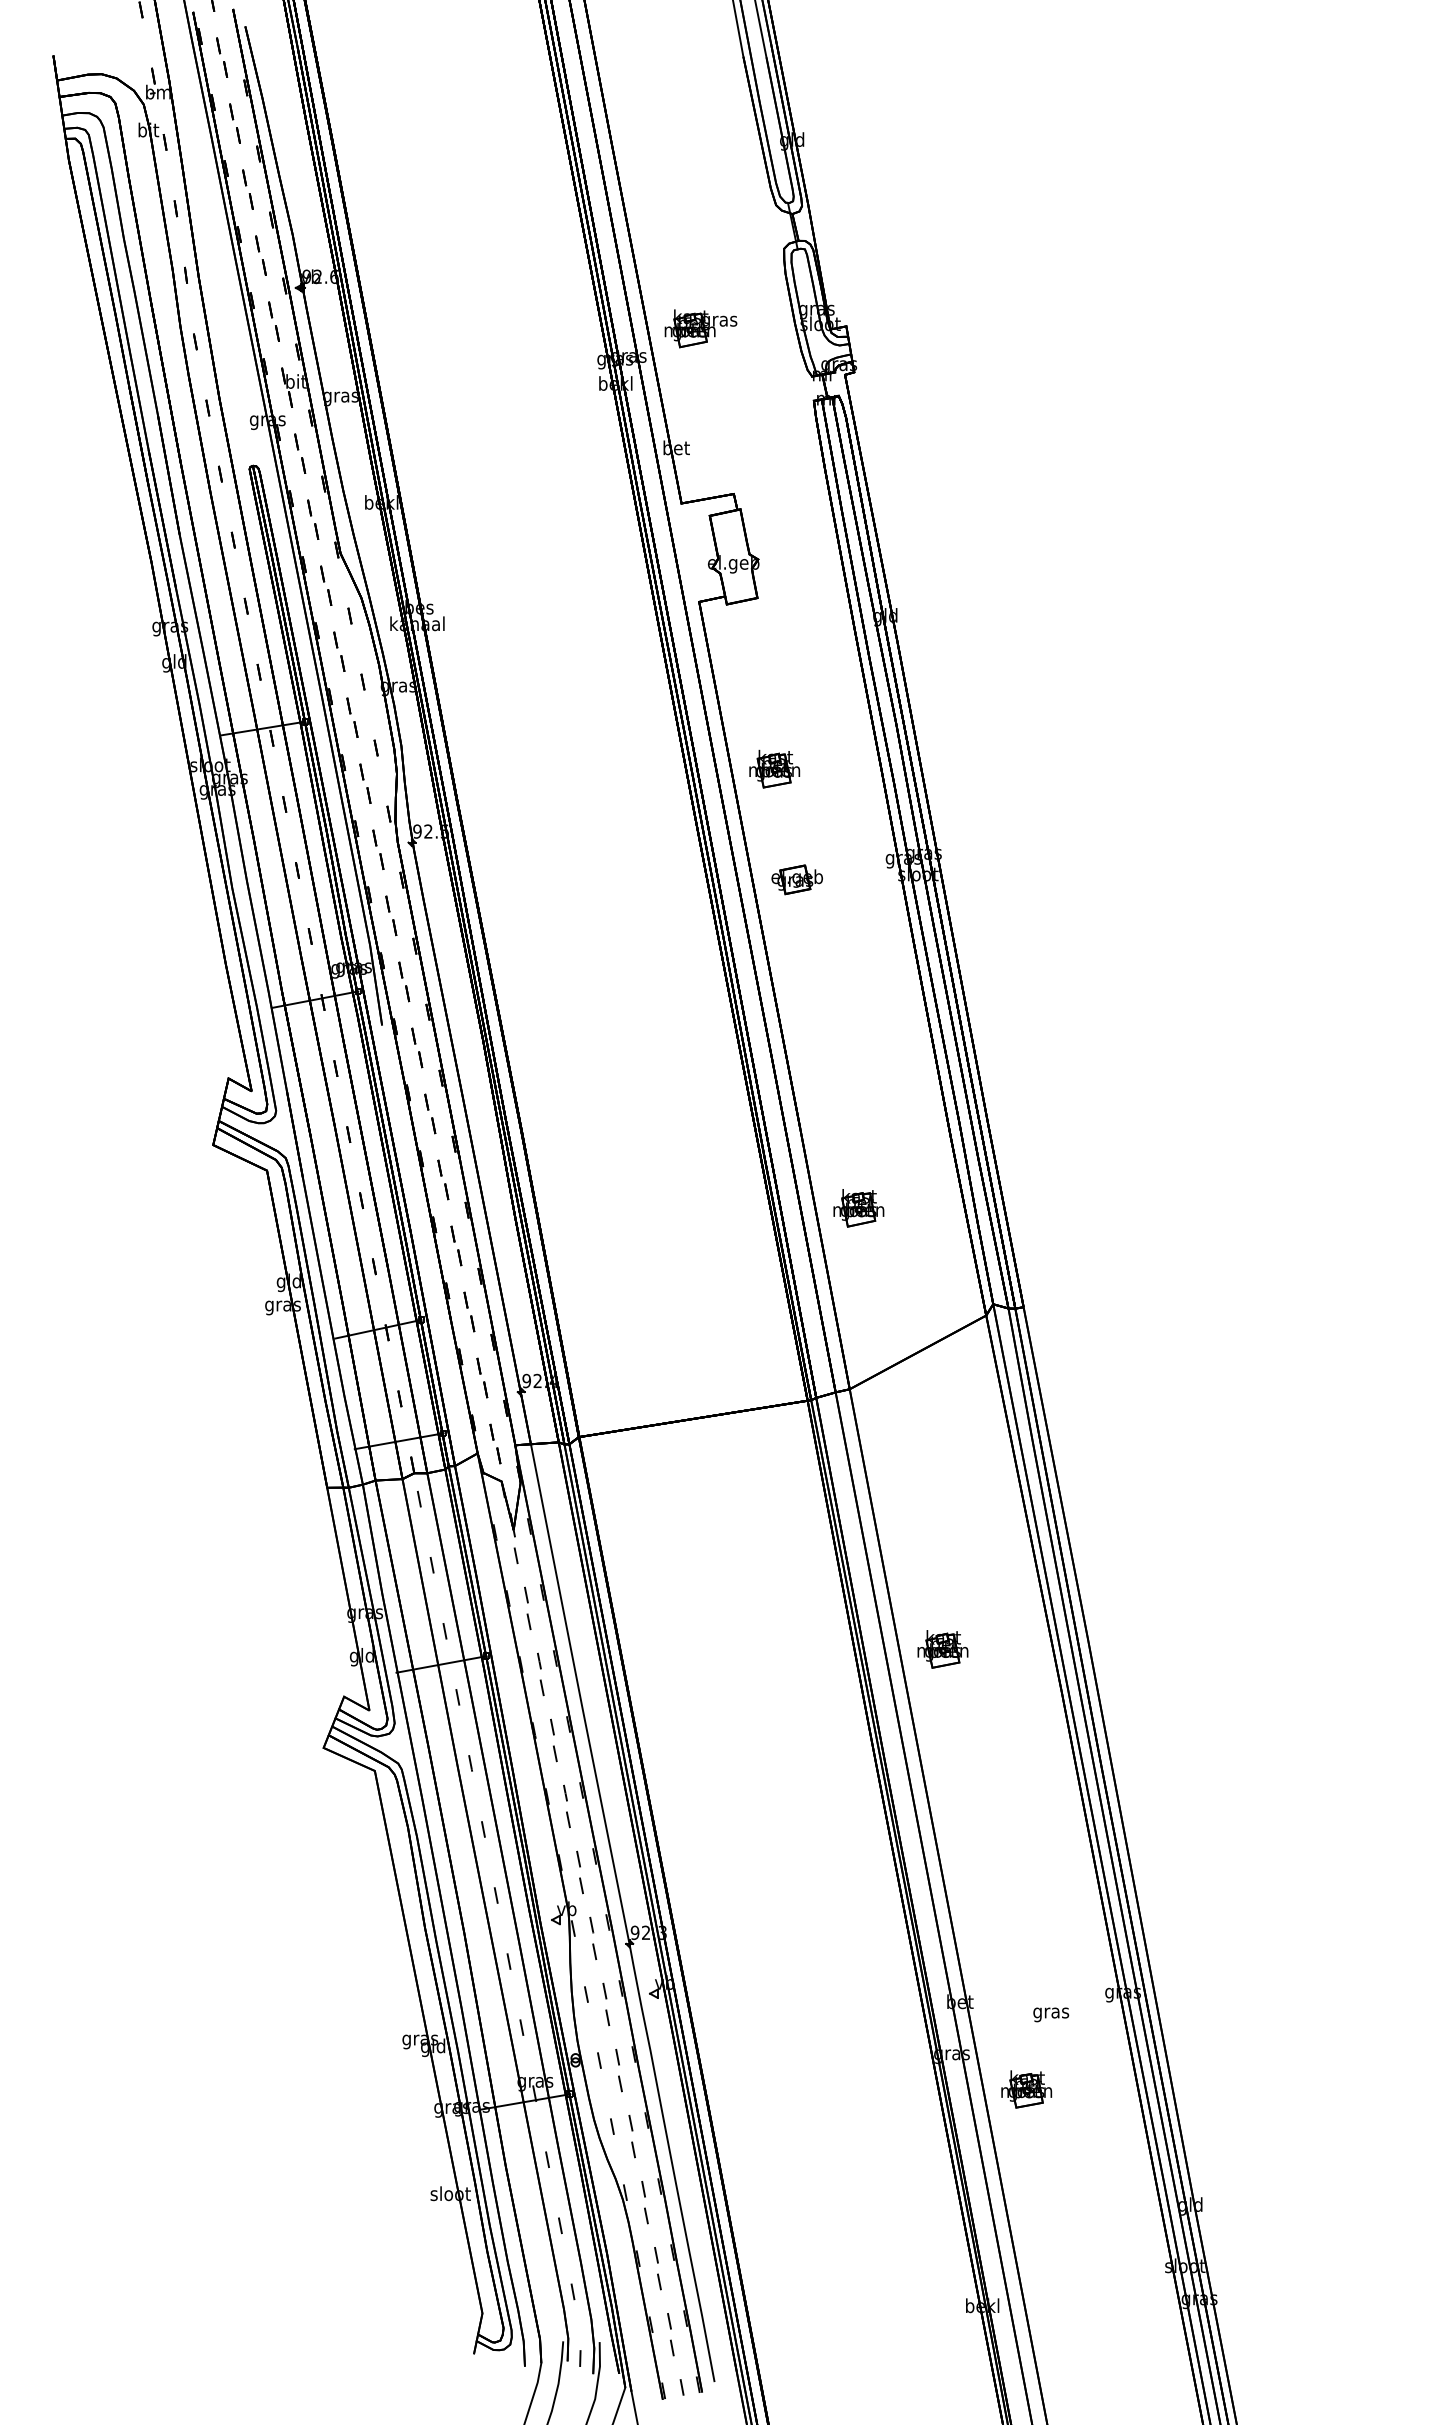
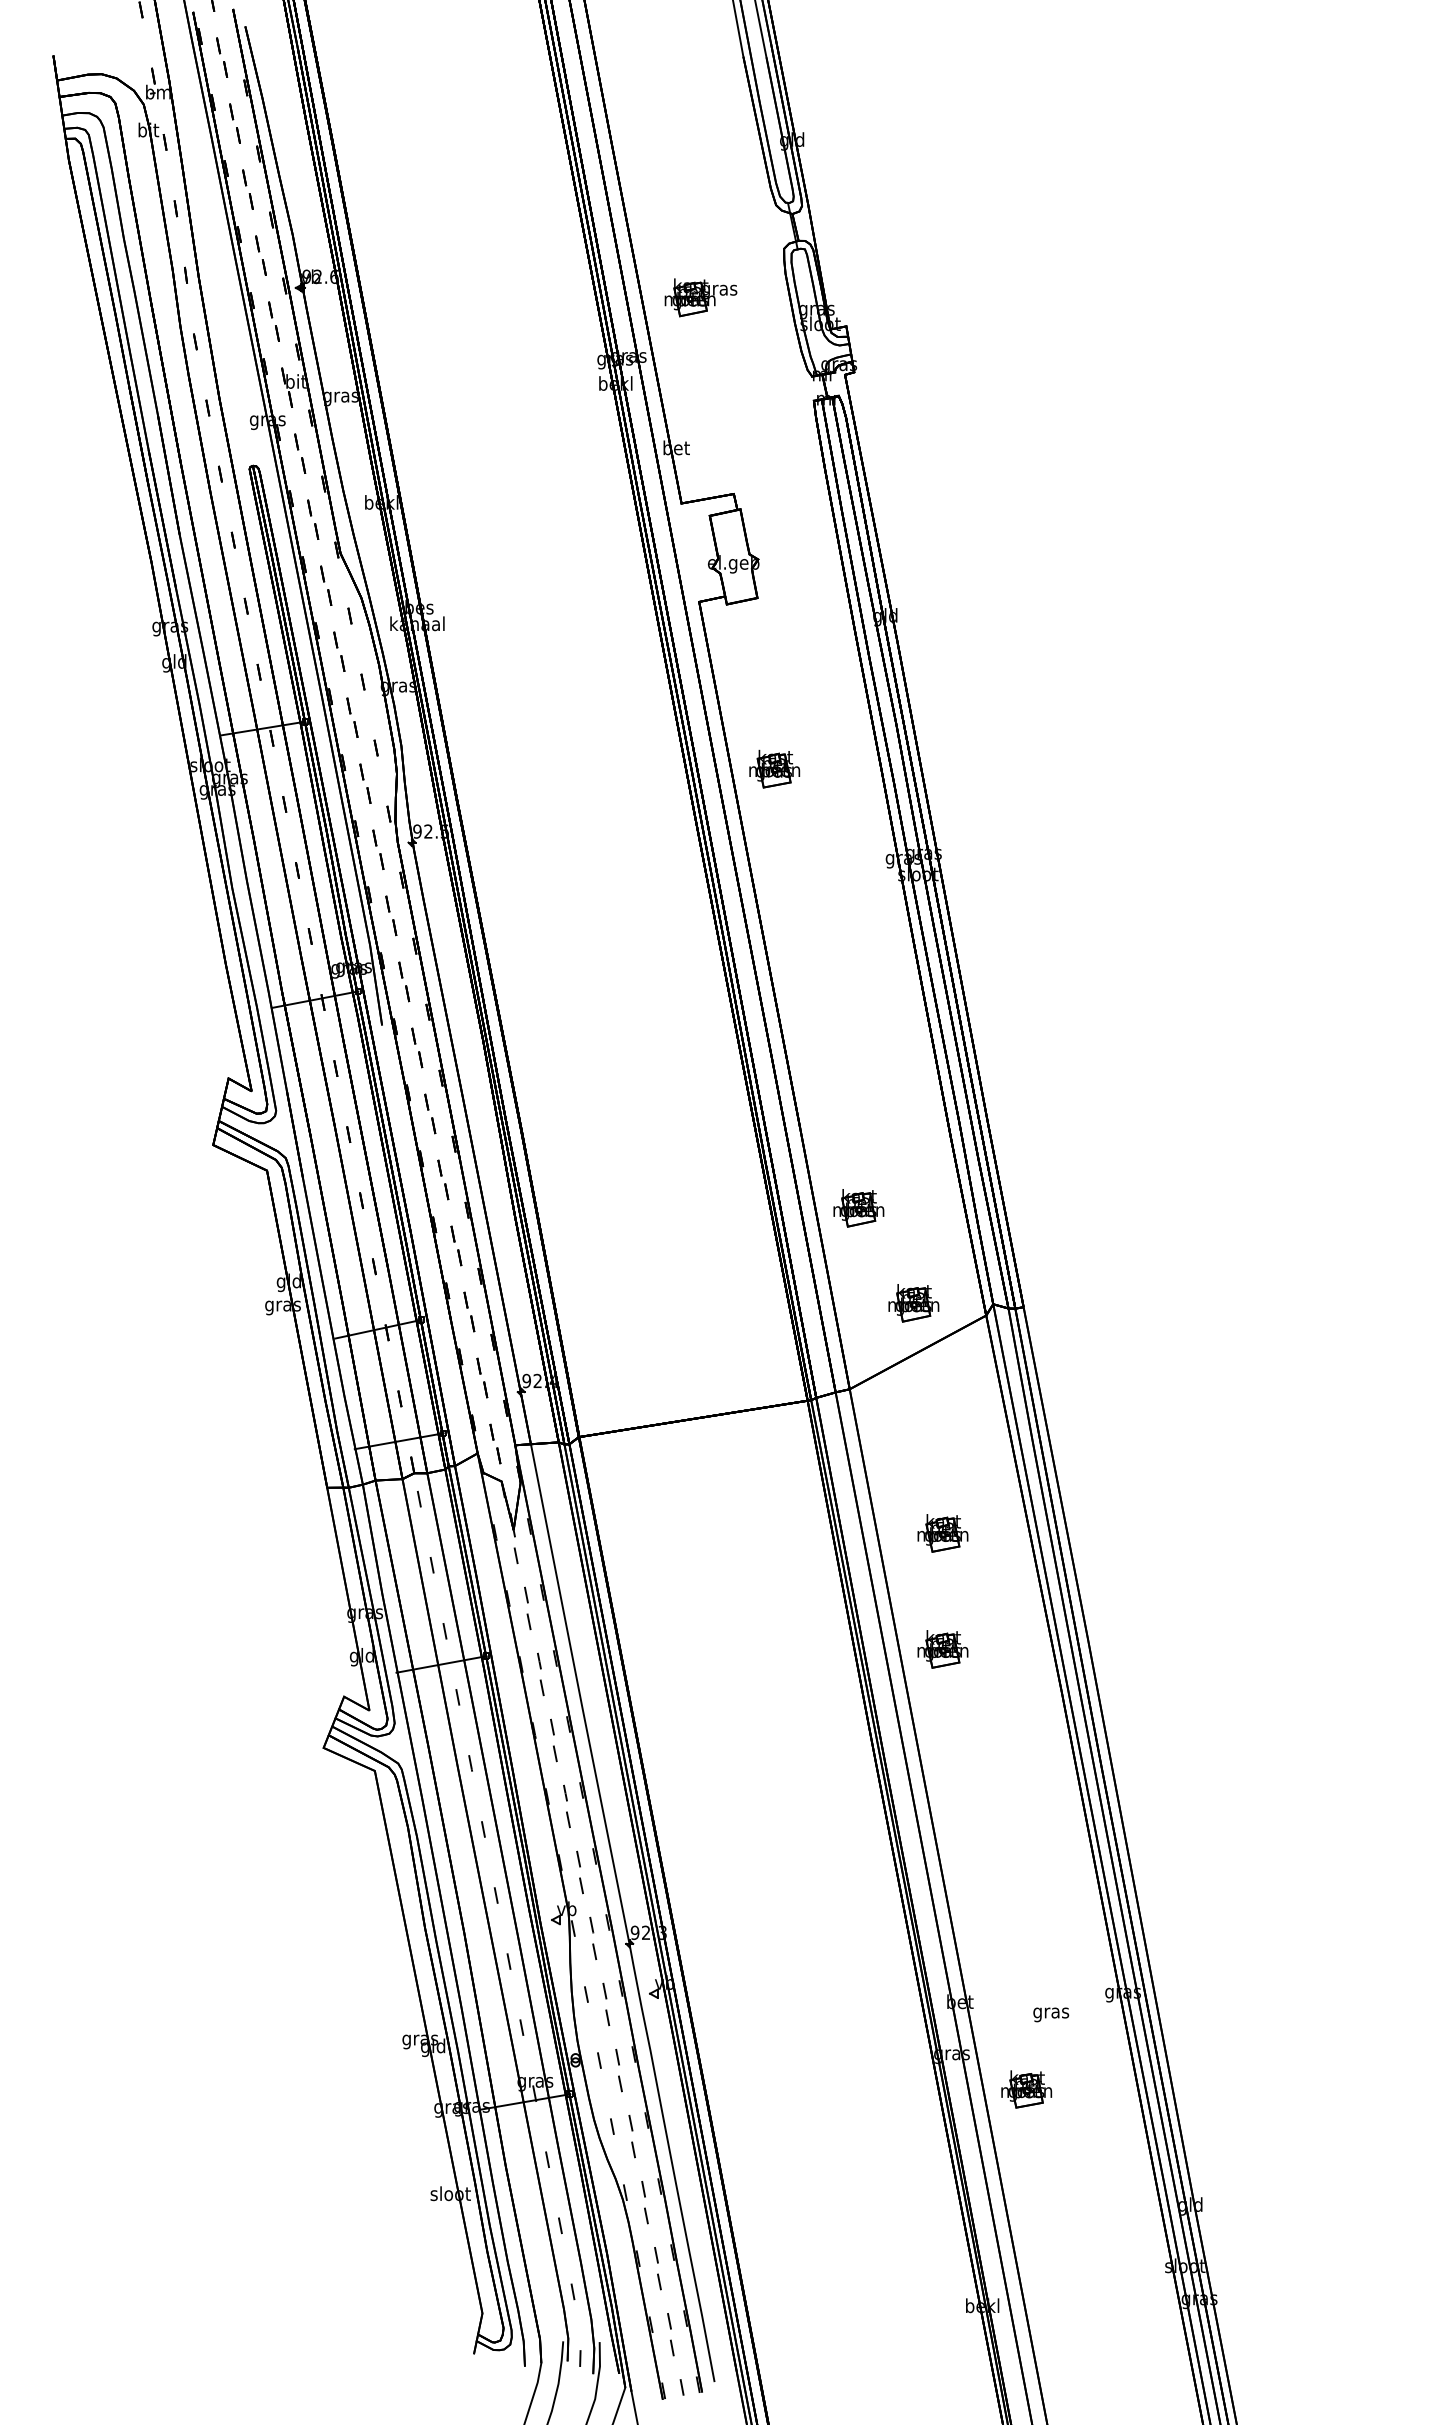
part position: (700, 328) -> (700, 297) (700, 297)
part: present -> none (796, 879)
part: none -> present (913, 1303)
part: none -> present (942, 1533)
